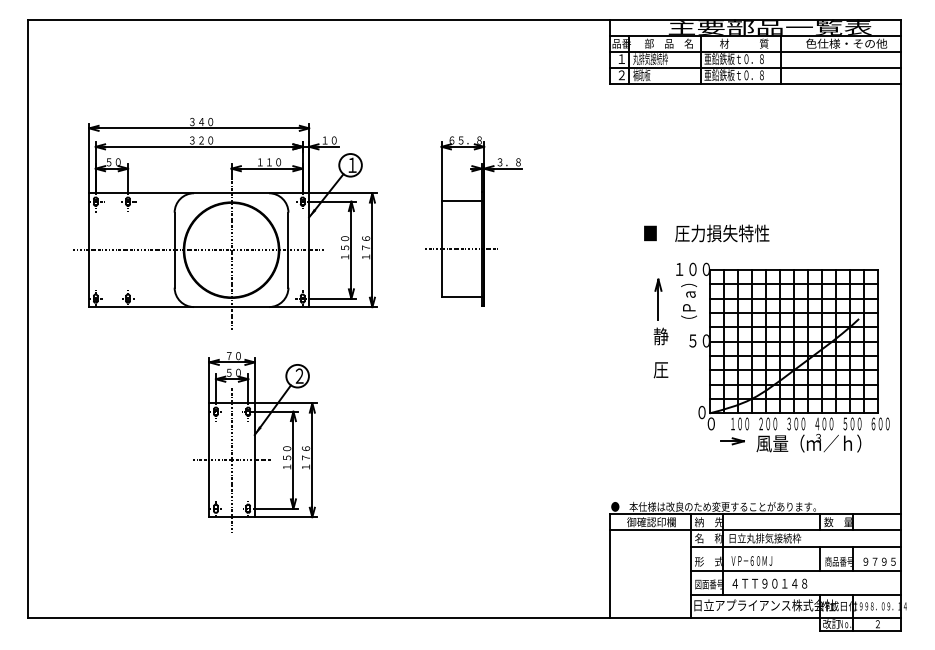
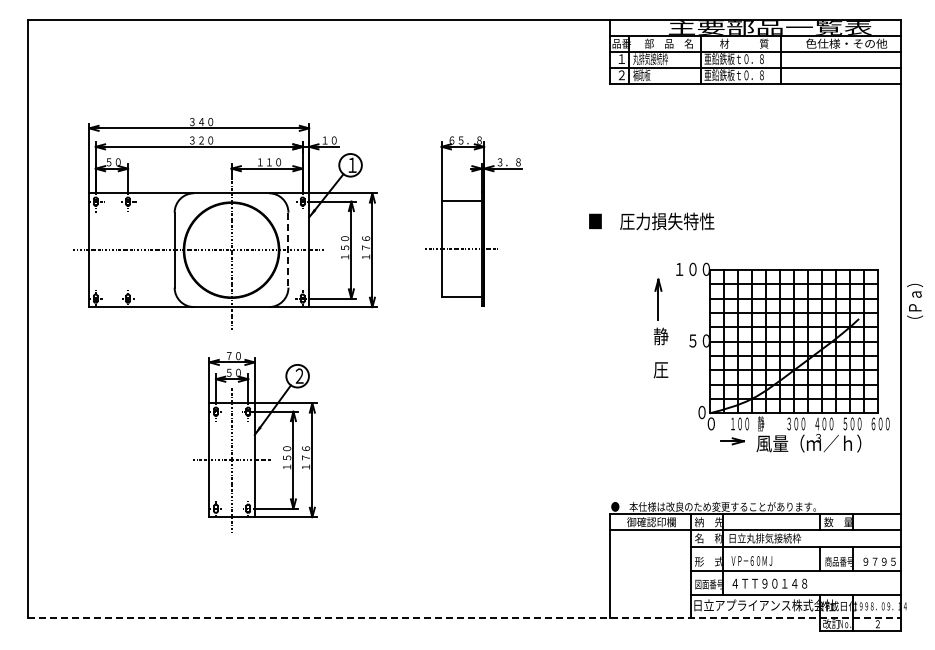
text position: (706, 233) -> (651, 221) (651, 221)
line: solid -> dashed (288, 250)
text position: (688, 300) -> (914, 300) (914, 300)
text: ２００ -> 静 (767, 423)
line: solid -> dashed (464, 617)
